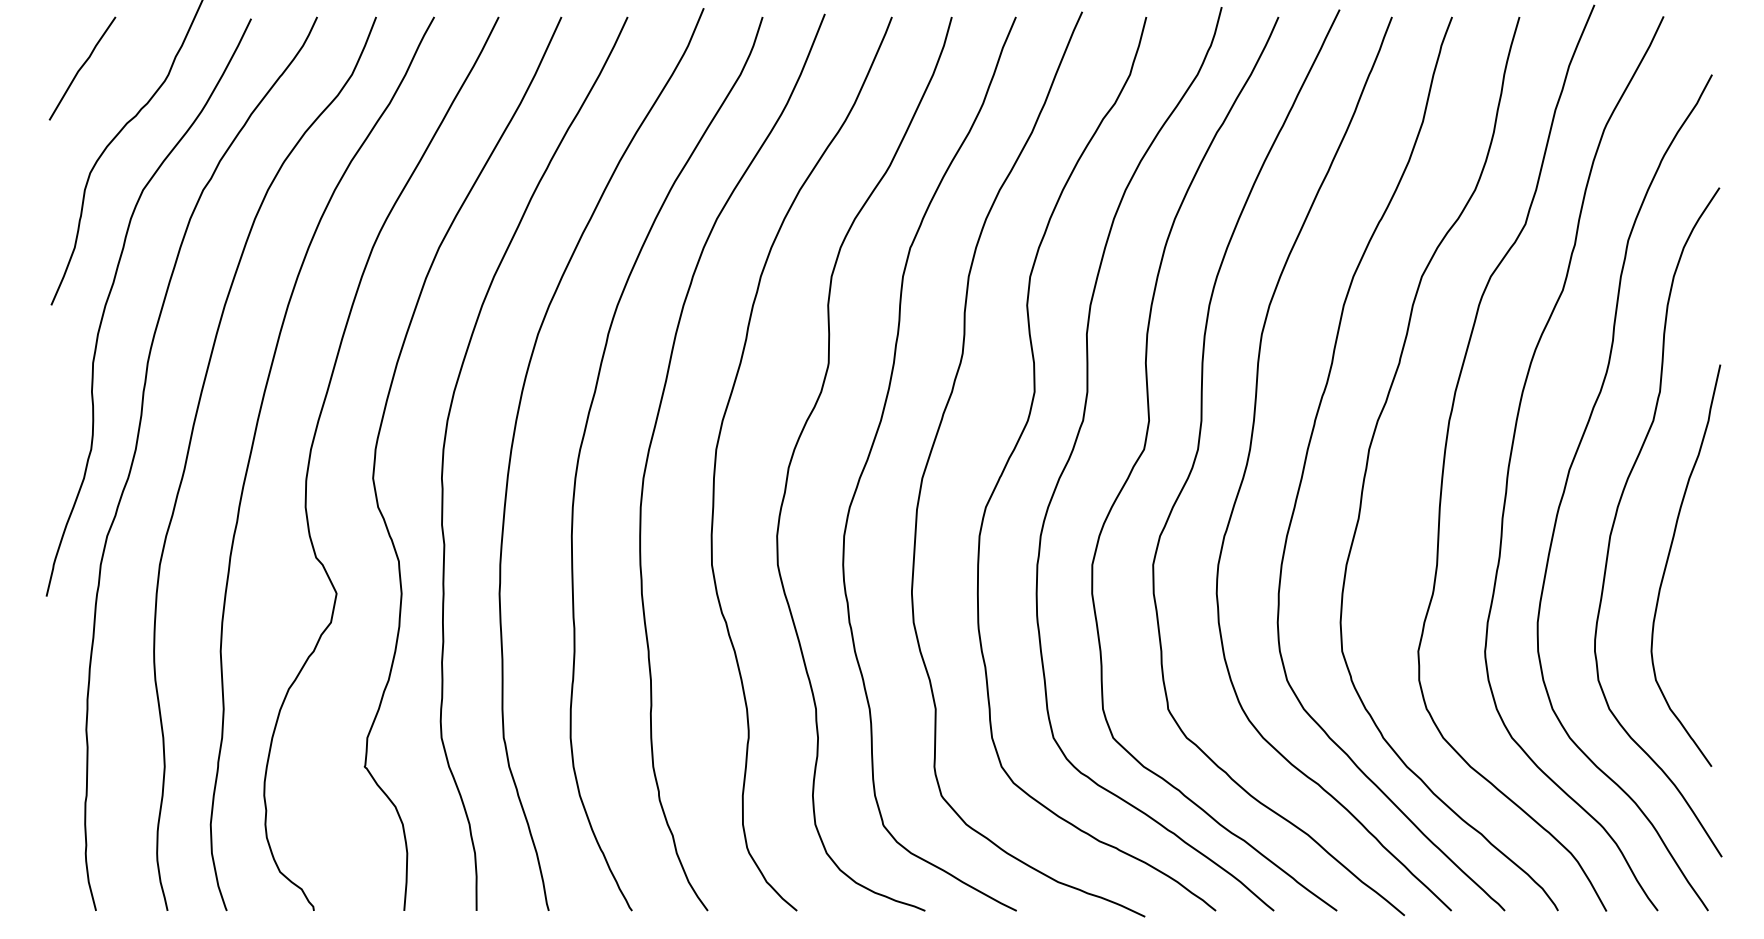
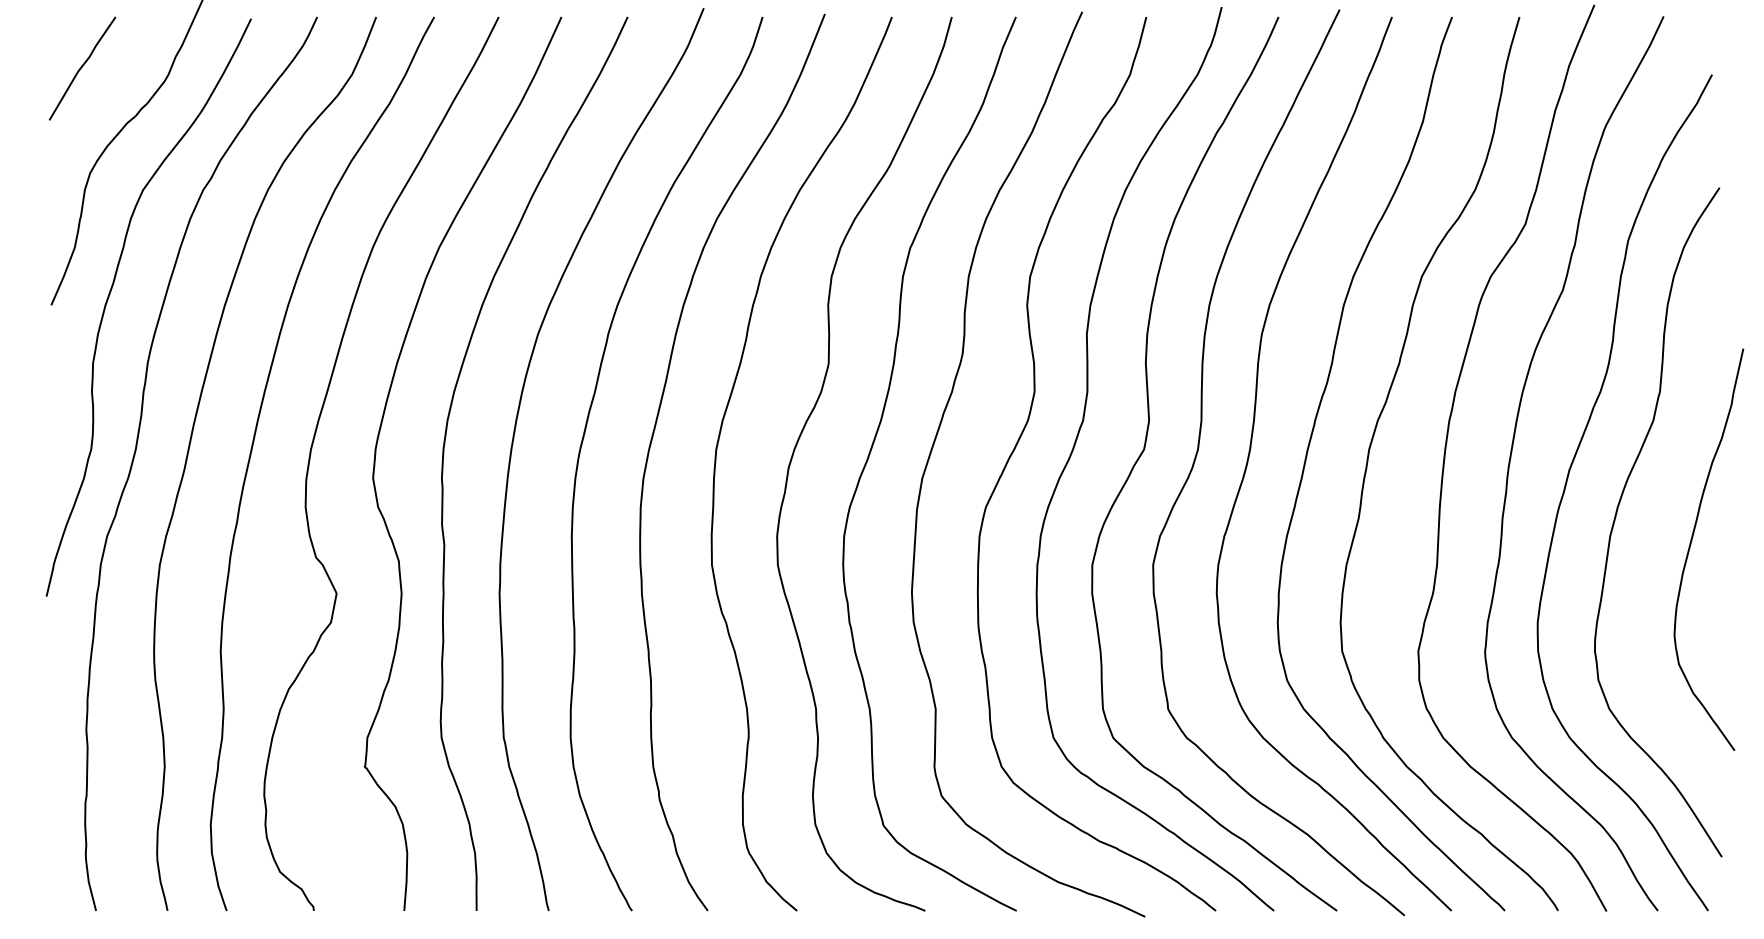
curve position: (1668, 560) -> (1691, 544) (1691, 544)
